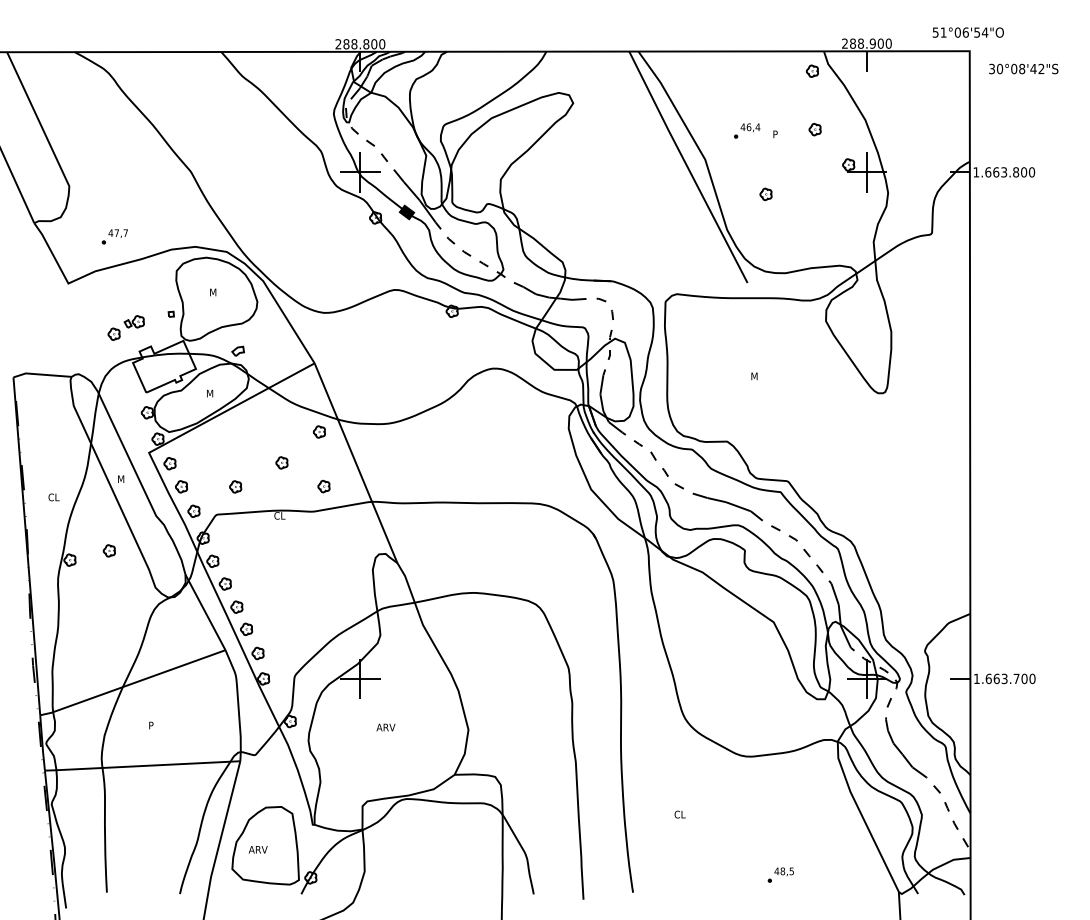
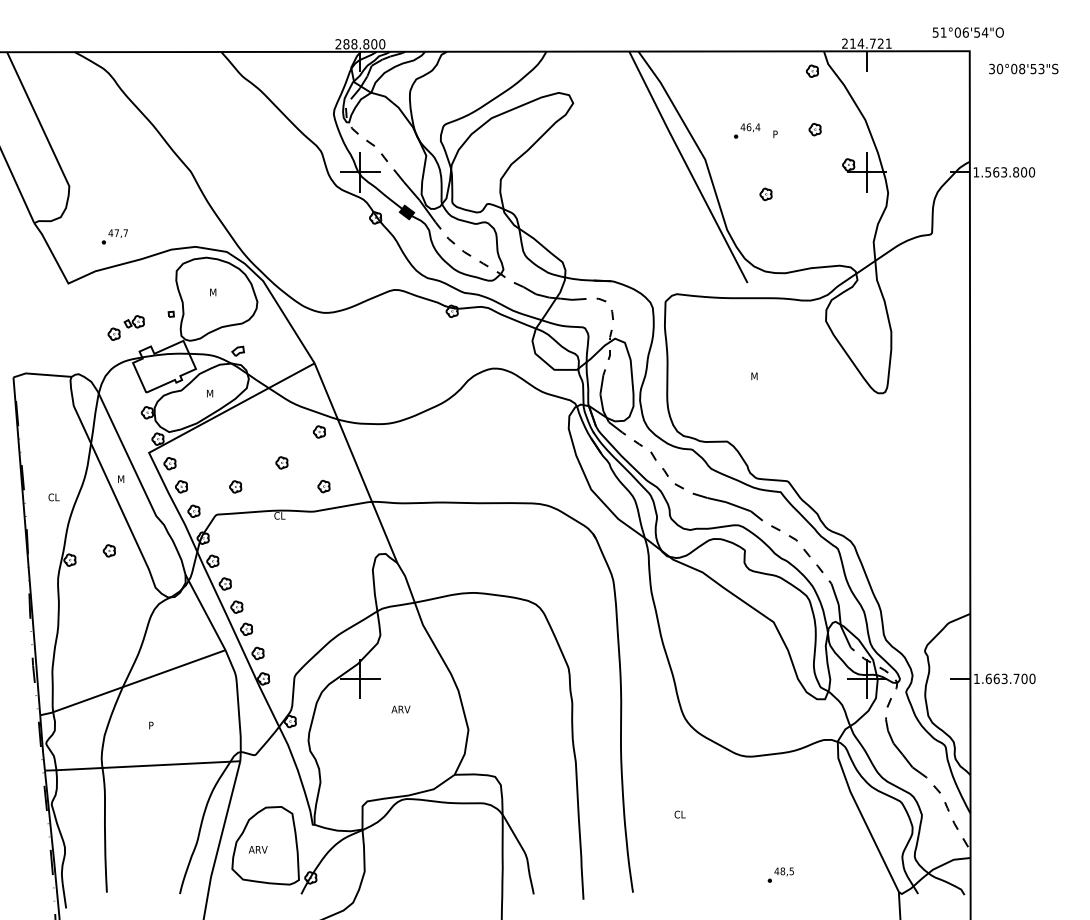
text: 288.900 -> 214.721 (870, 43)
text: 30°08'42"S -> 30°08'53"S (1037, 69)
text: 1.663.800 -> 1.563.800 (988, 172)
text position: (385, 727) -> (400, 709) (400, 709)
